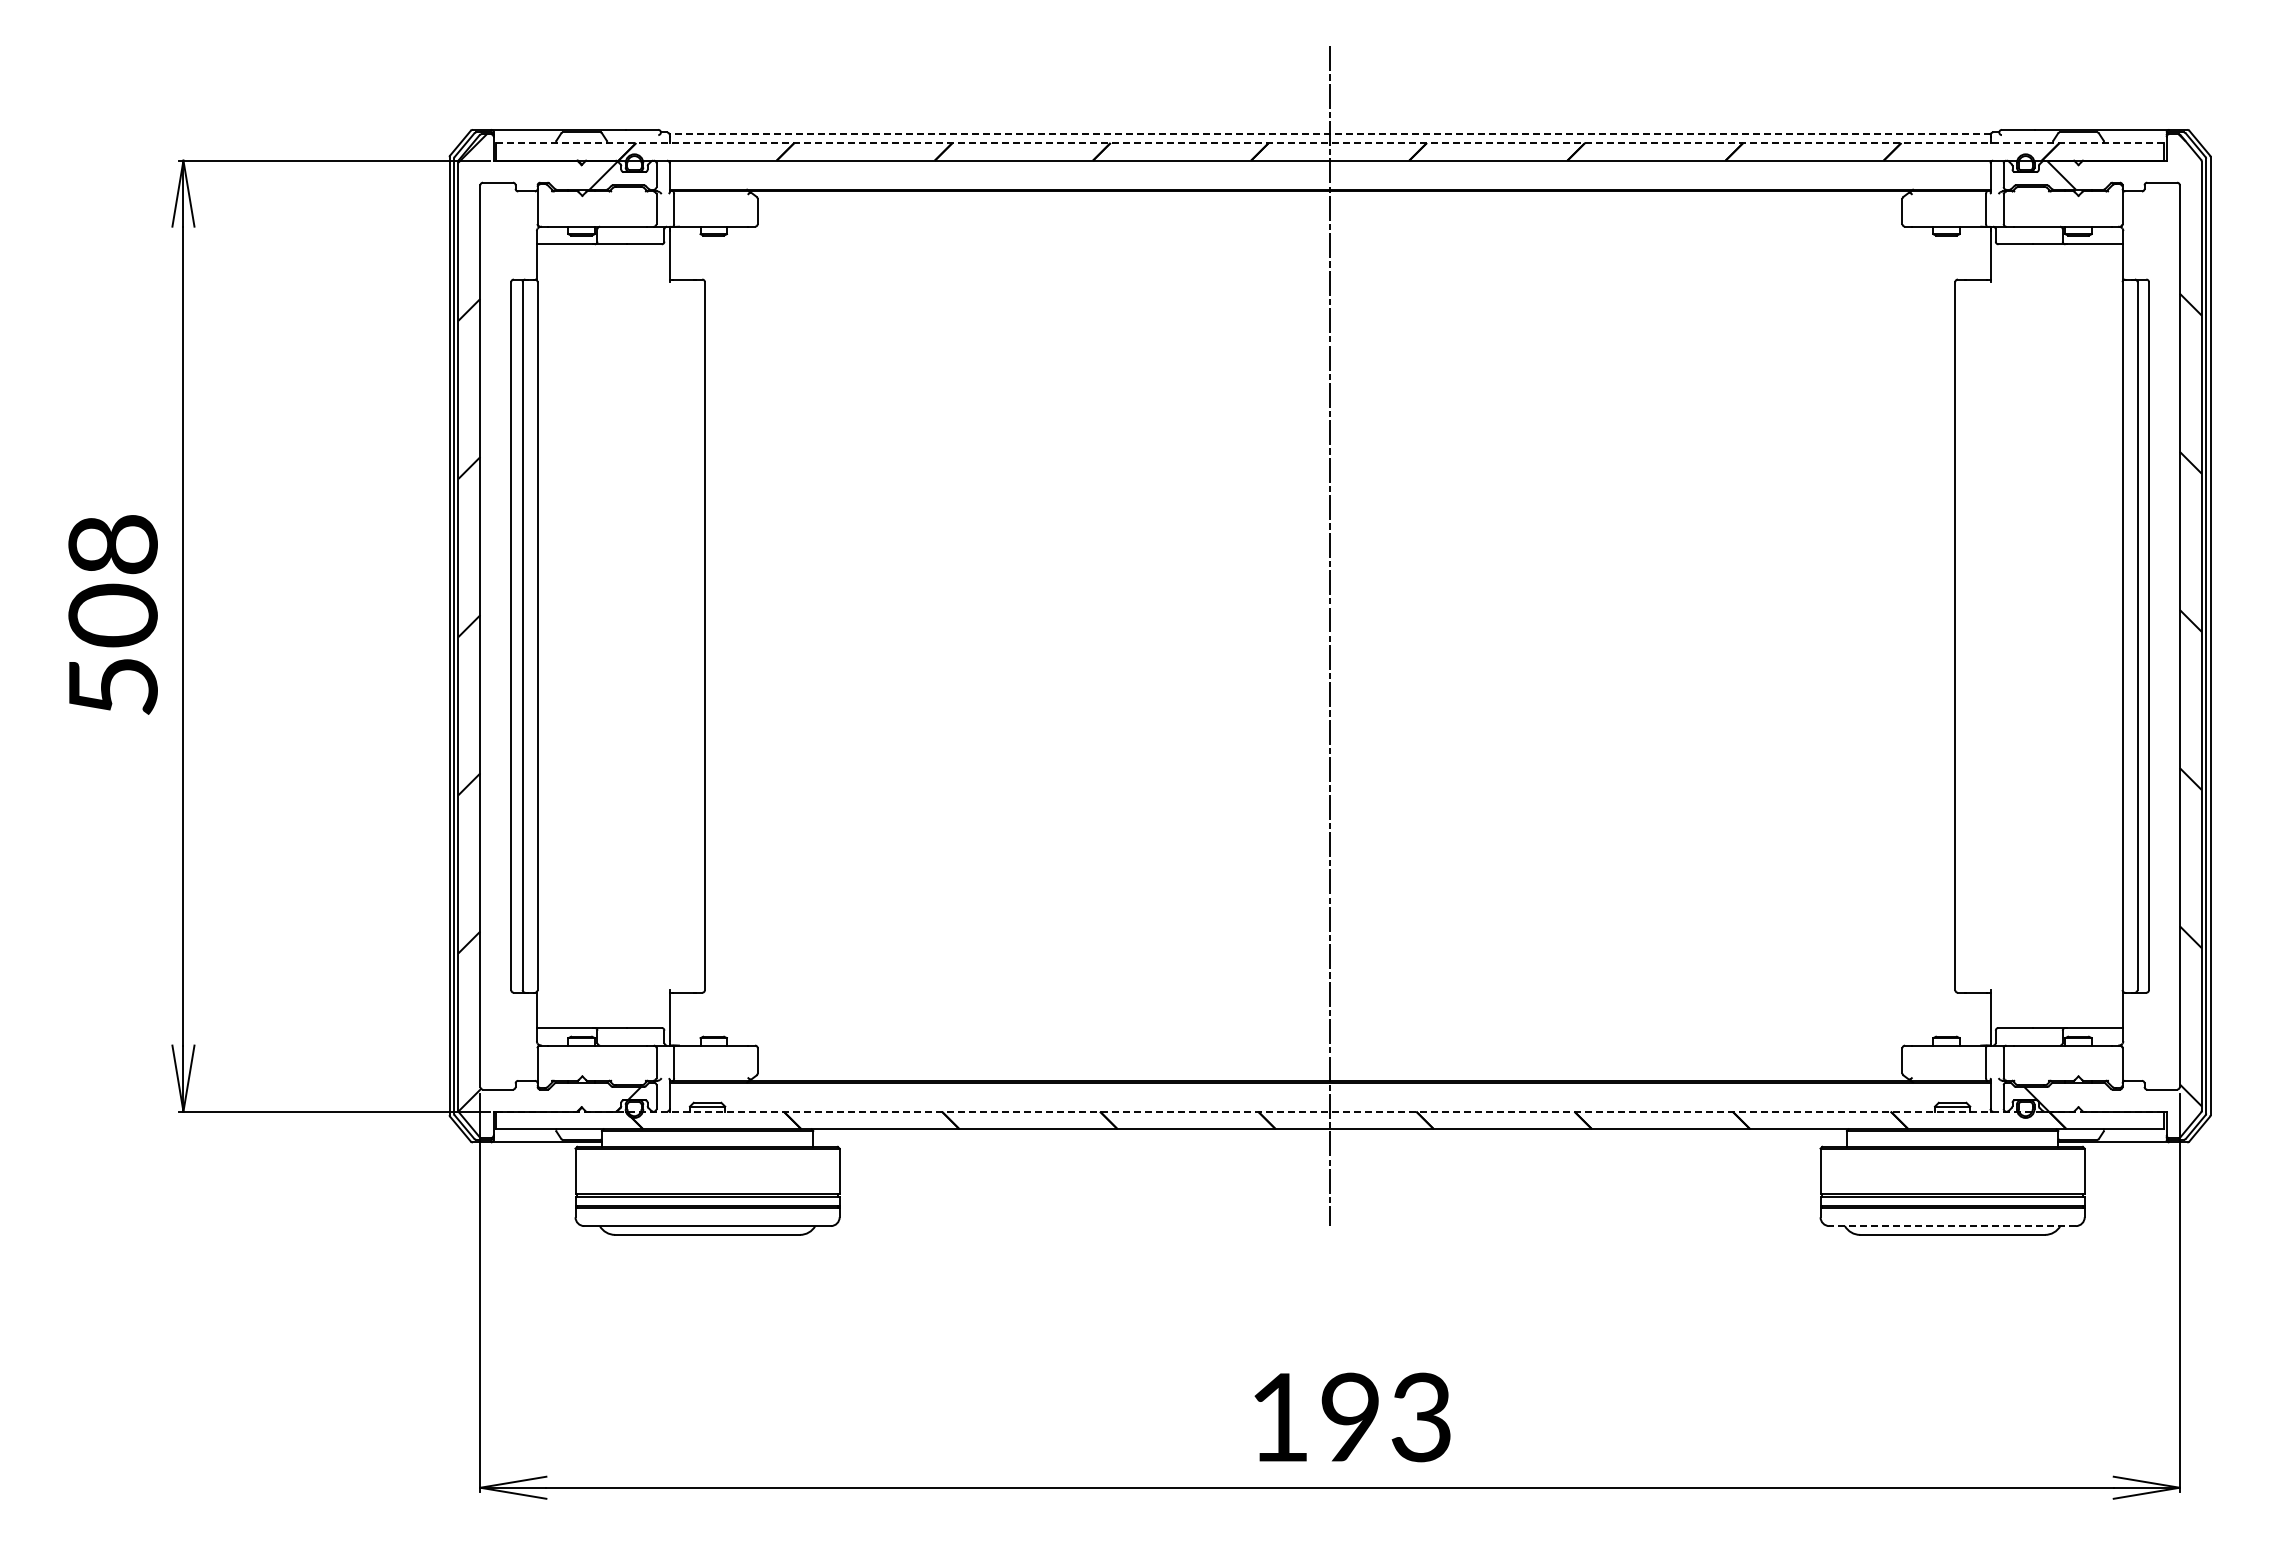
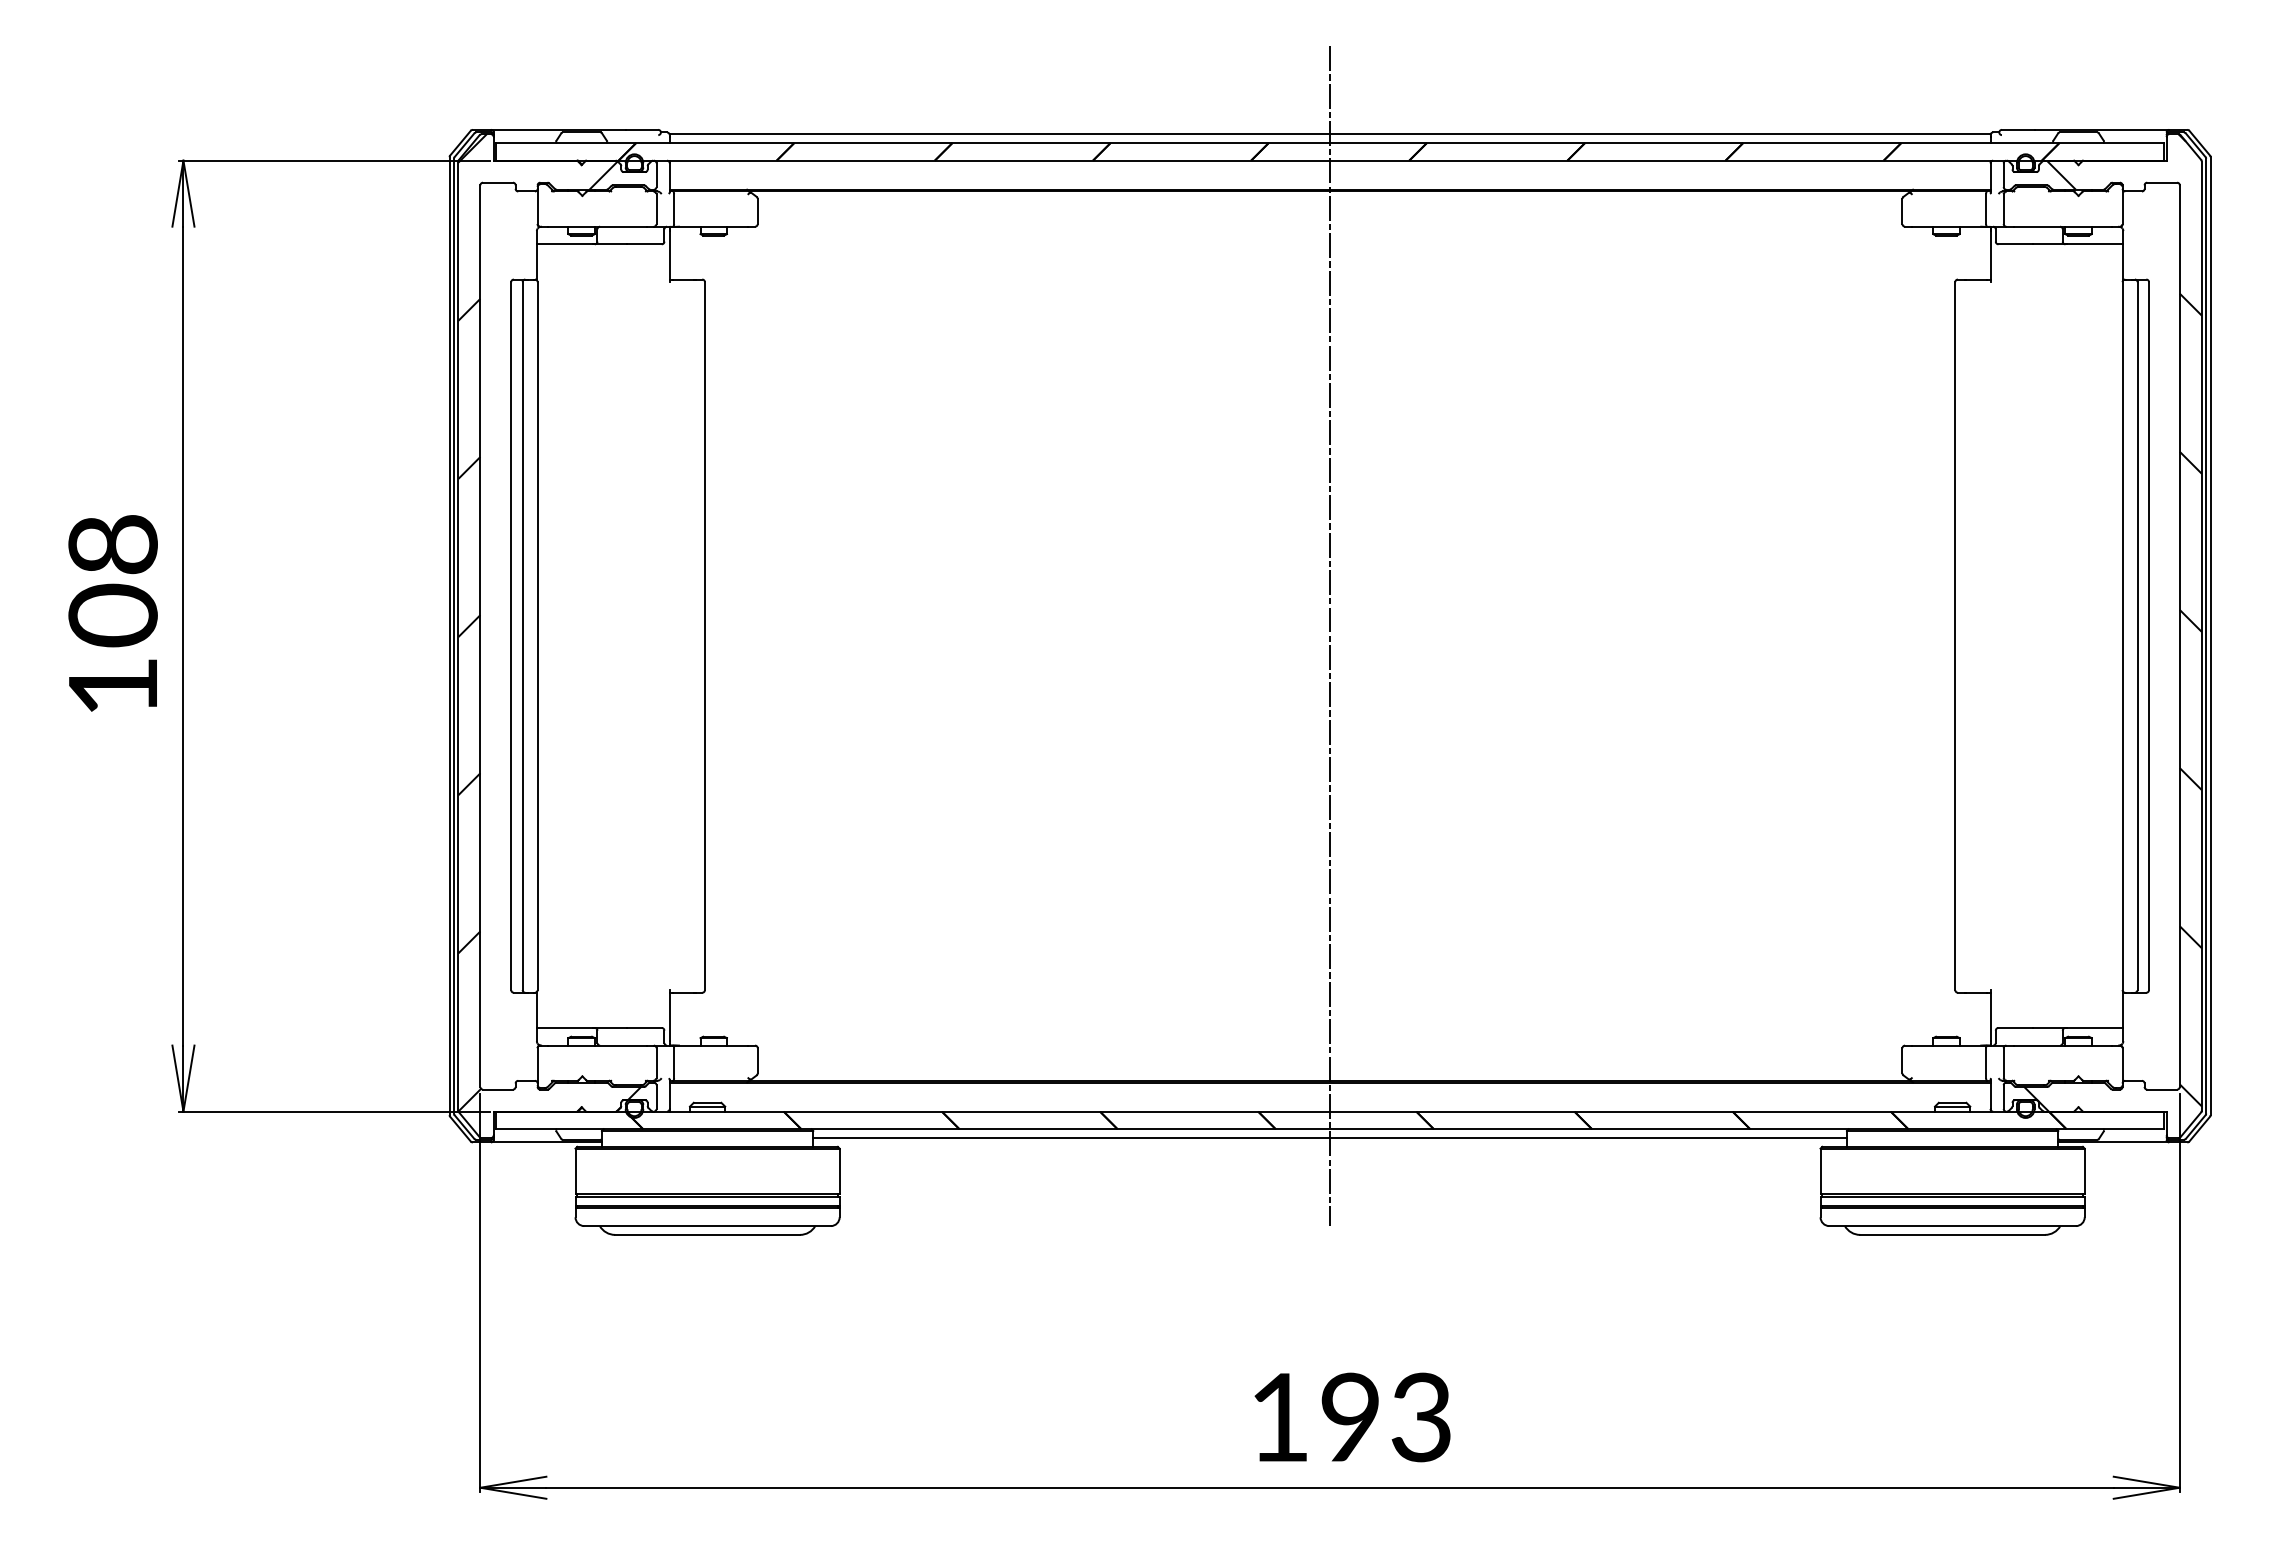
line: dashed -> solid (1329, 134)
line: dashed -> solid (1330, 143)
text: 508 -> 108 (113, 686)
line: dashed -> solid (1330, 1111)
line: none -> present (1329, 1138)
line: dashed -> solid (1952, 1226)
